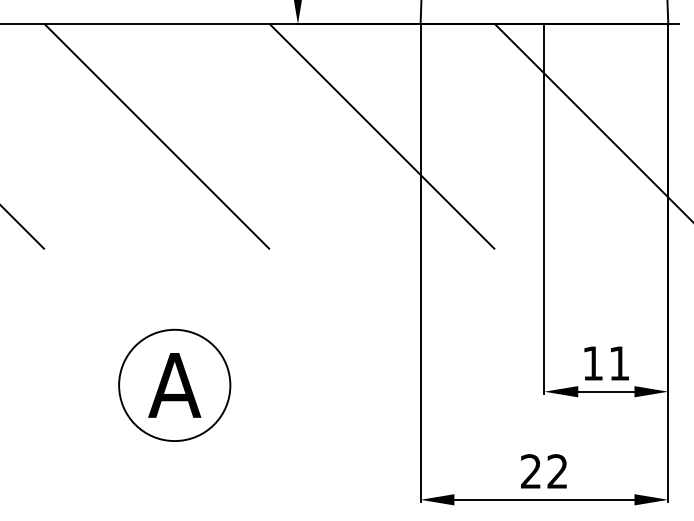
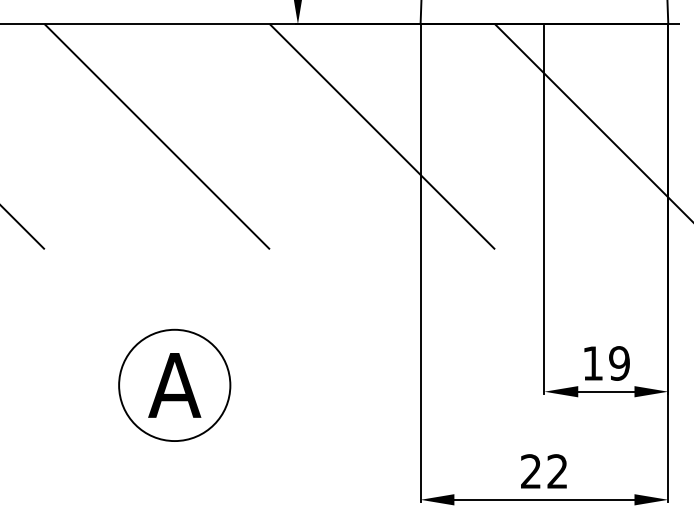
text: 11 -> 19 (619, 363)
